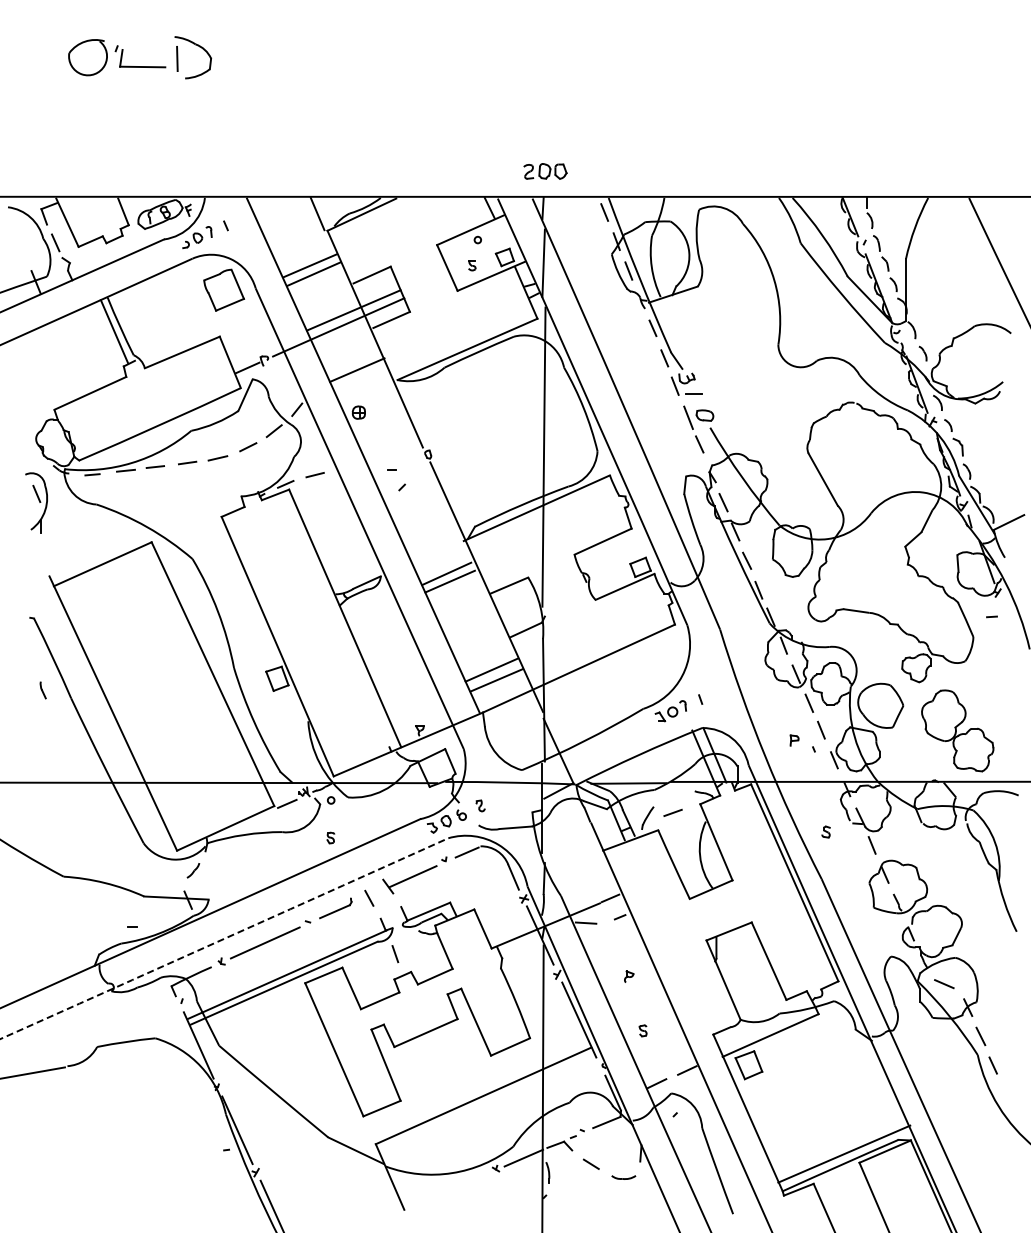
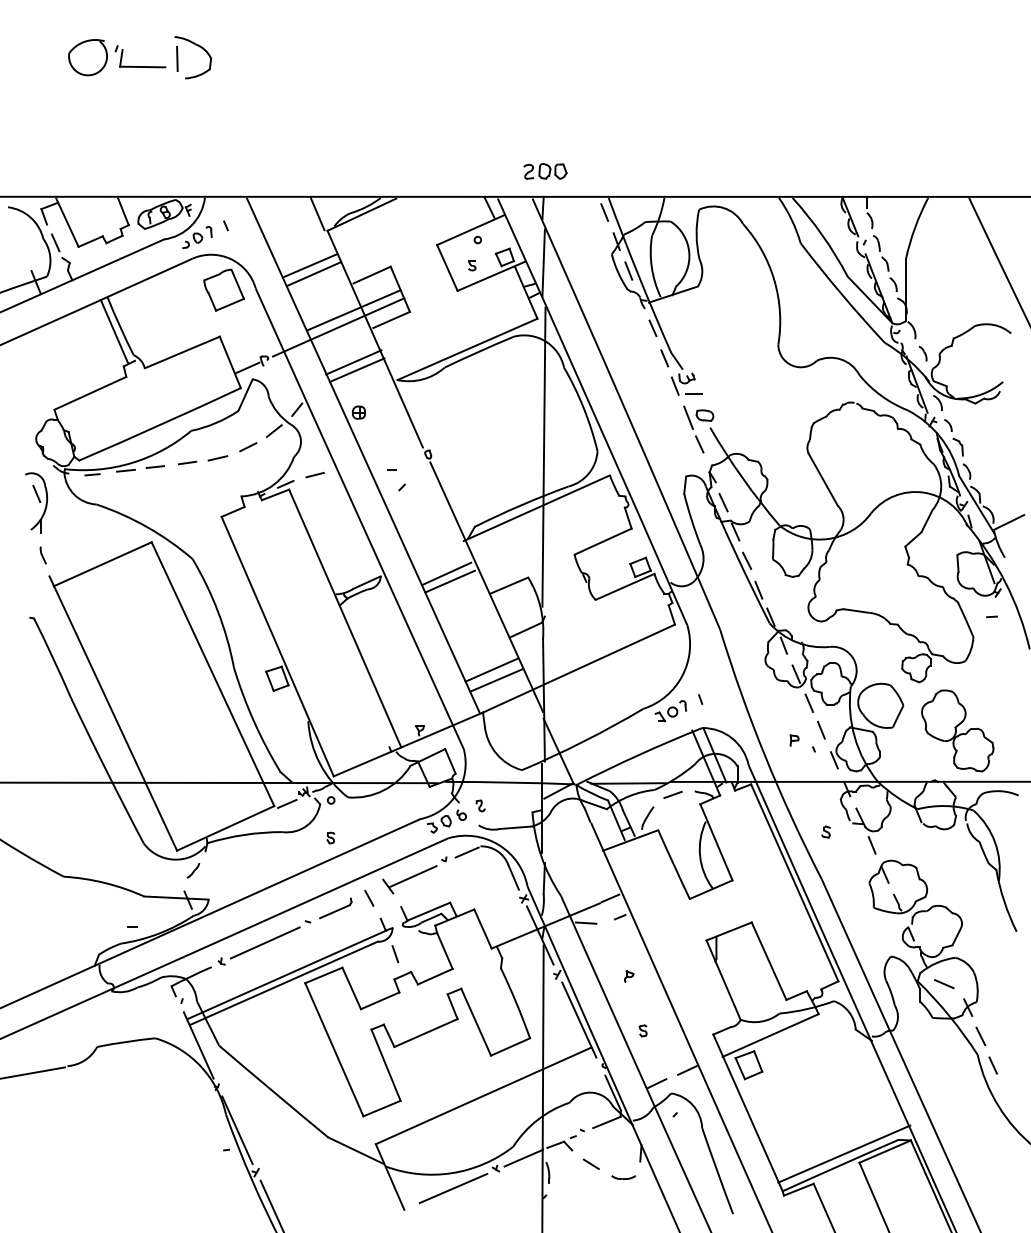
line: none -> present (353, 362)
part position: (42, 690) -> (42, 555) (42, 555)
line position: (672, 812) -> (672, 794) (672, 794)
arc: dashed -> solid (224, 938)
line: none -> present (453, 1188)
